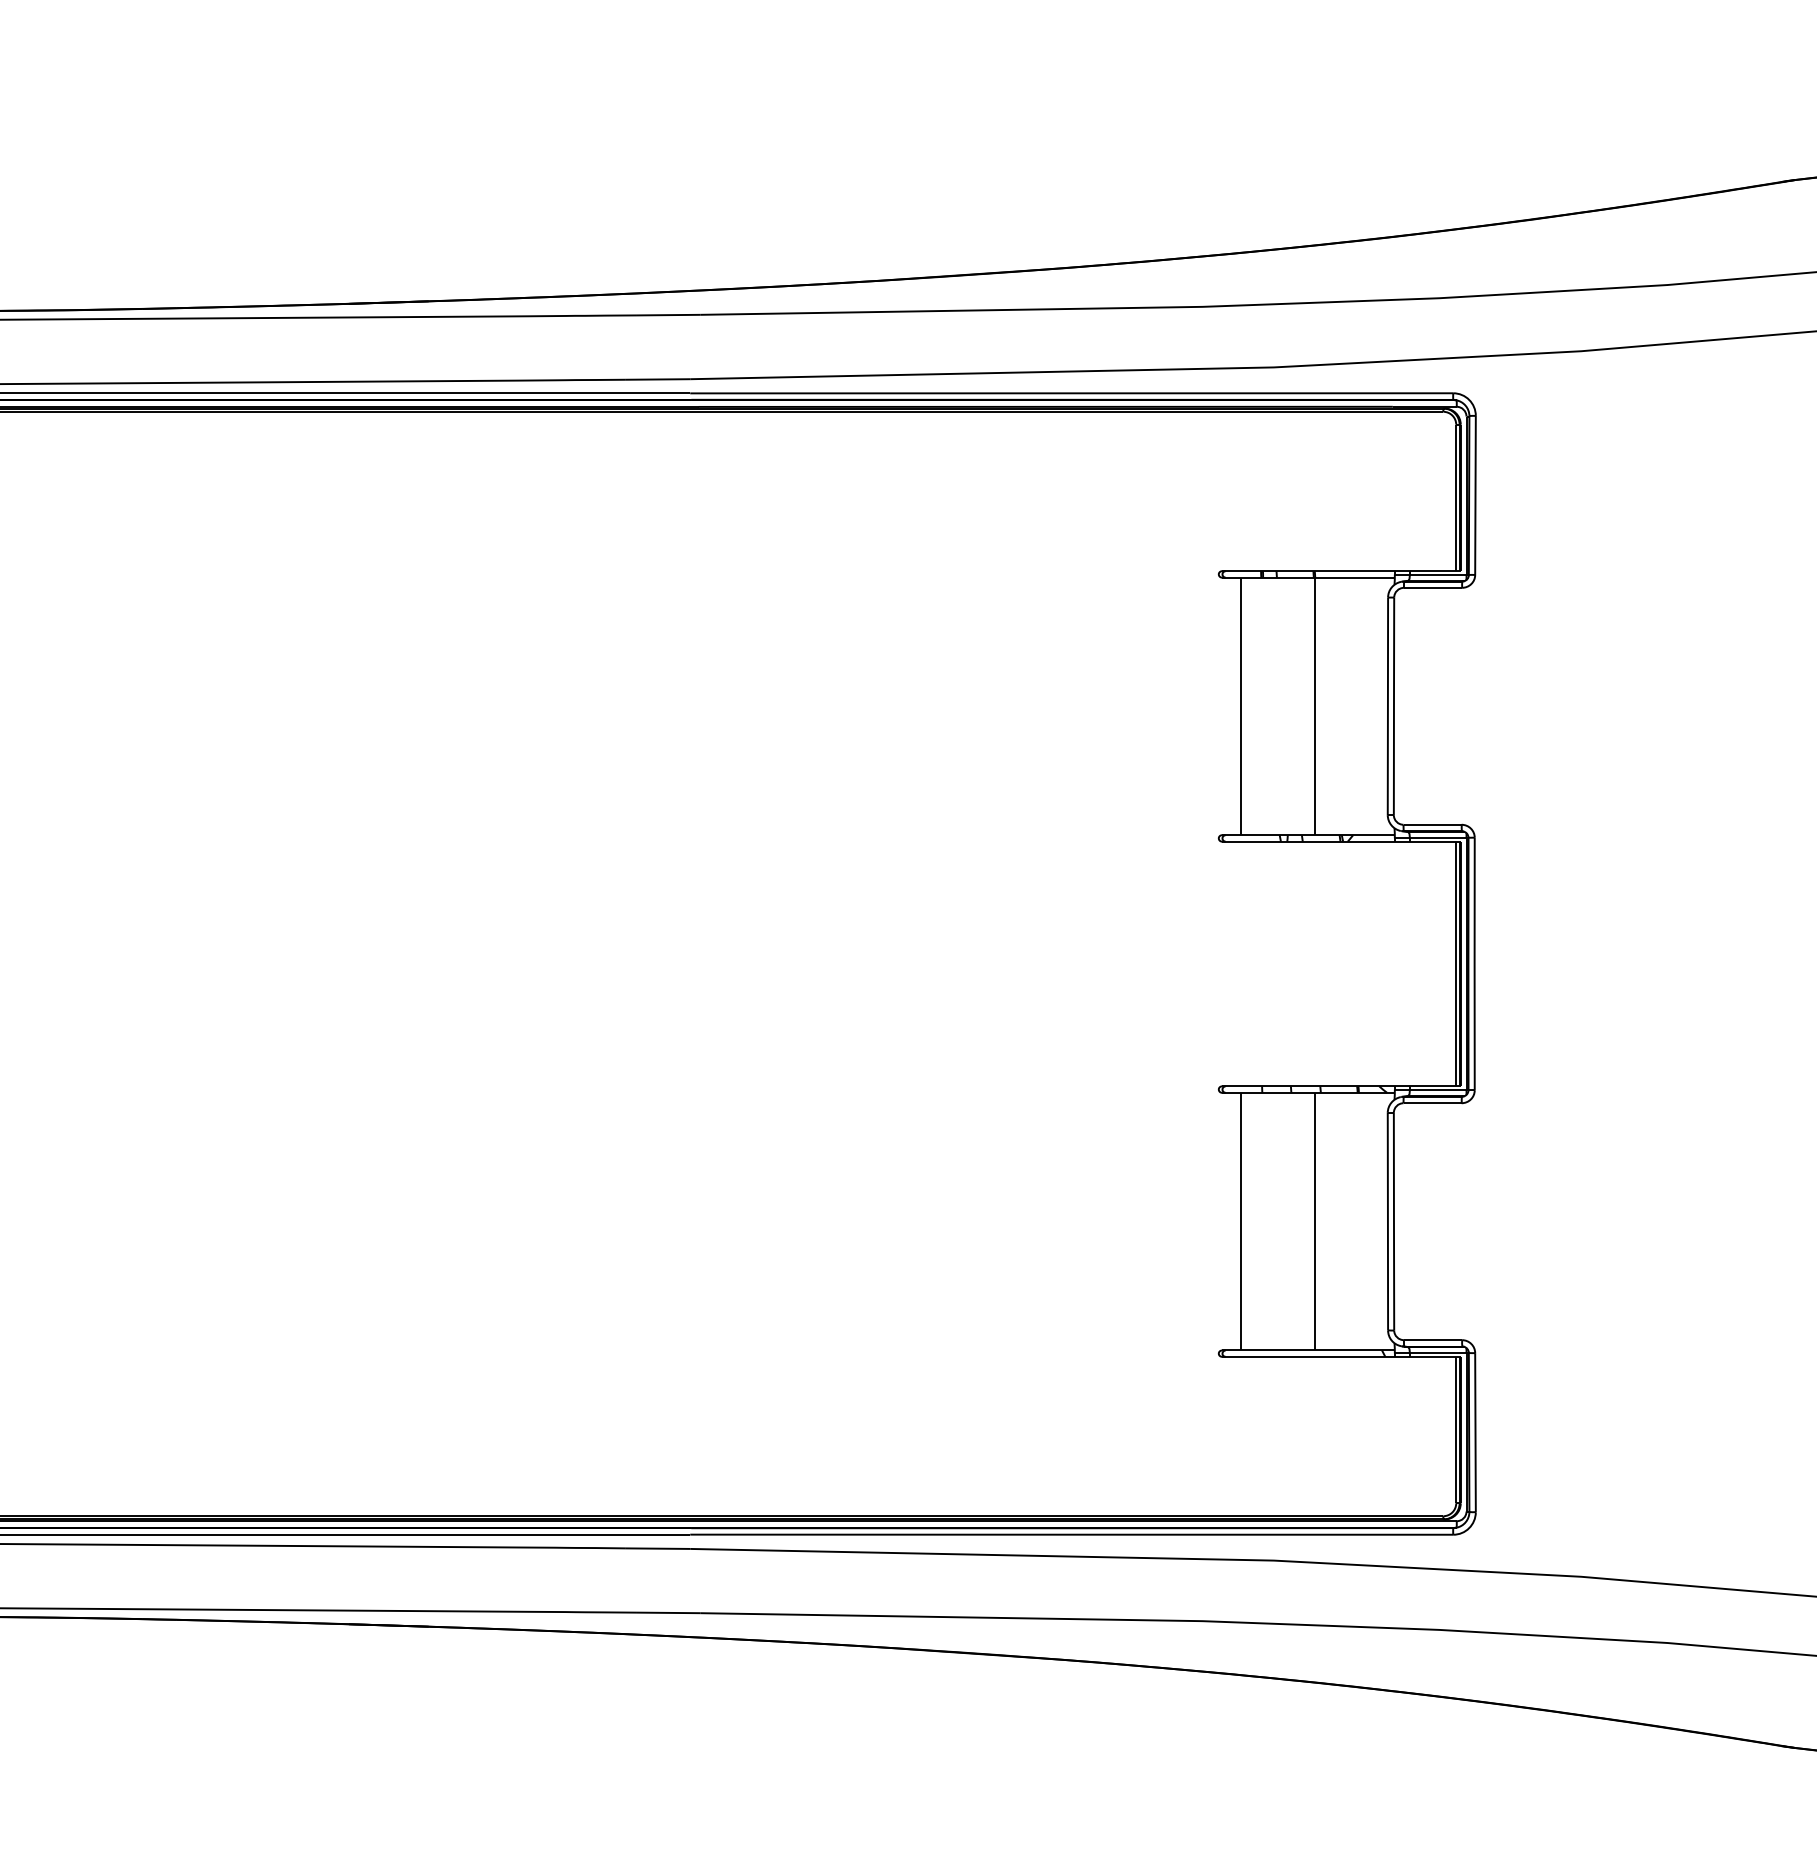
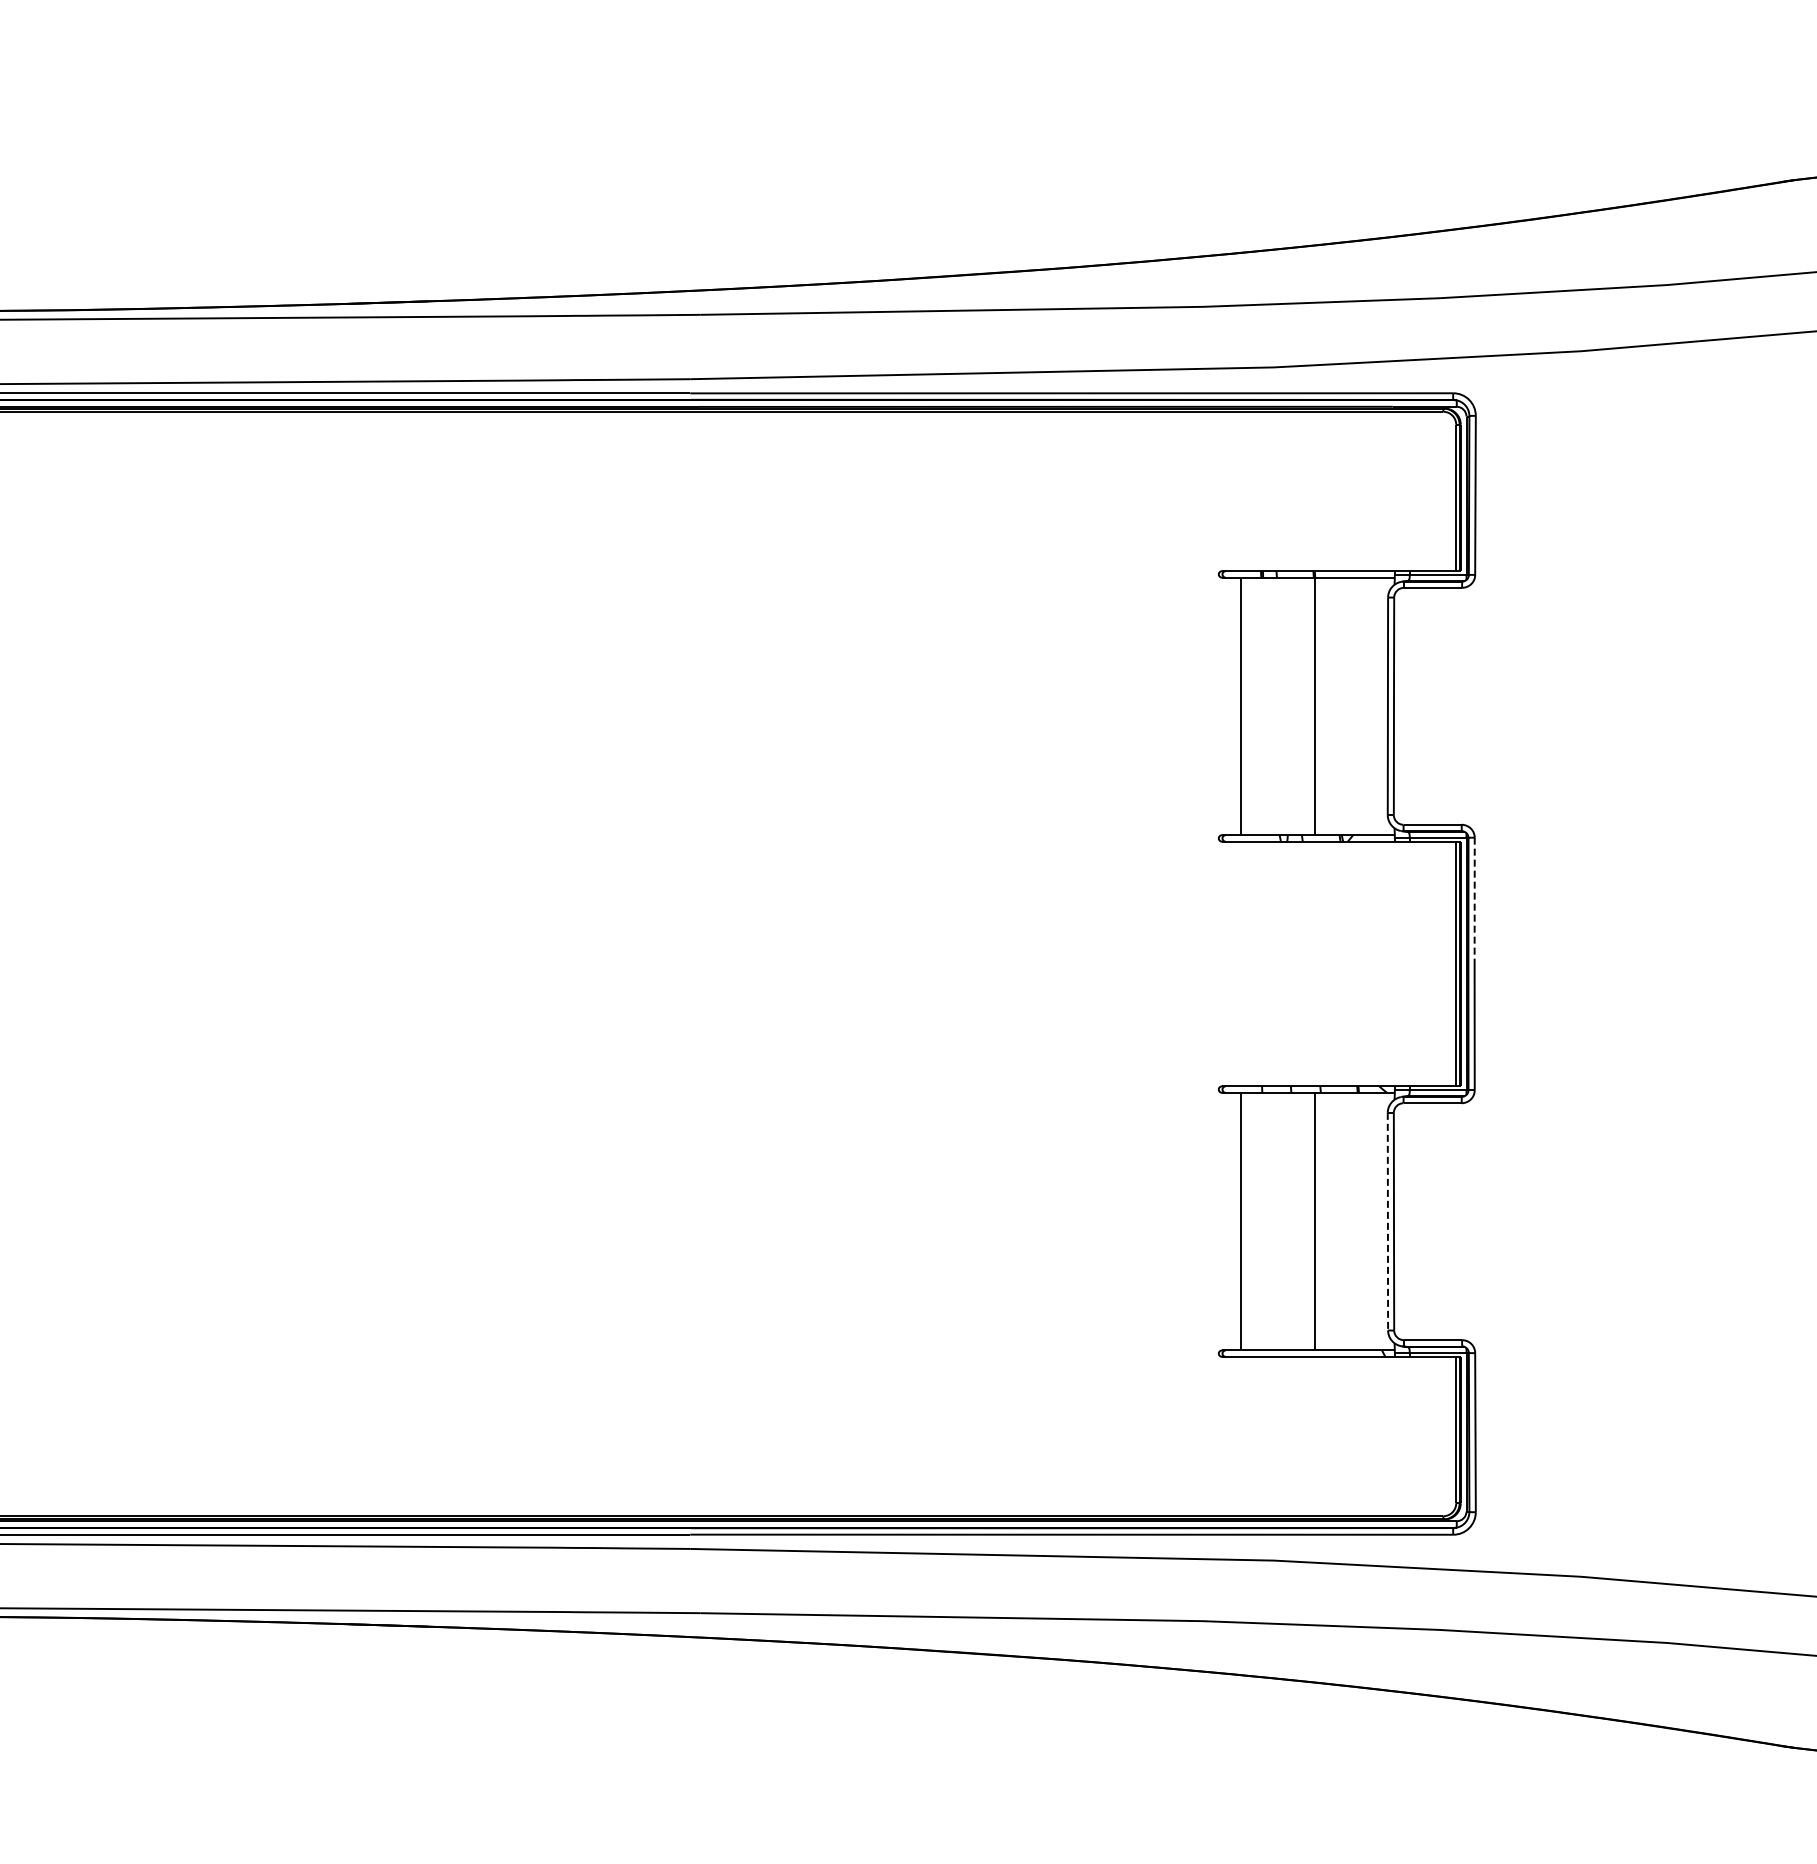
line: solid -> dashed (1474, 901)
line: solid -> dashed (1387, 1221)
